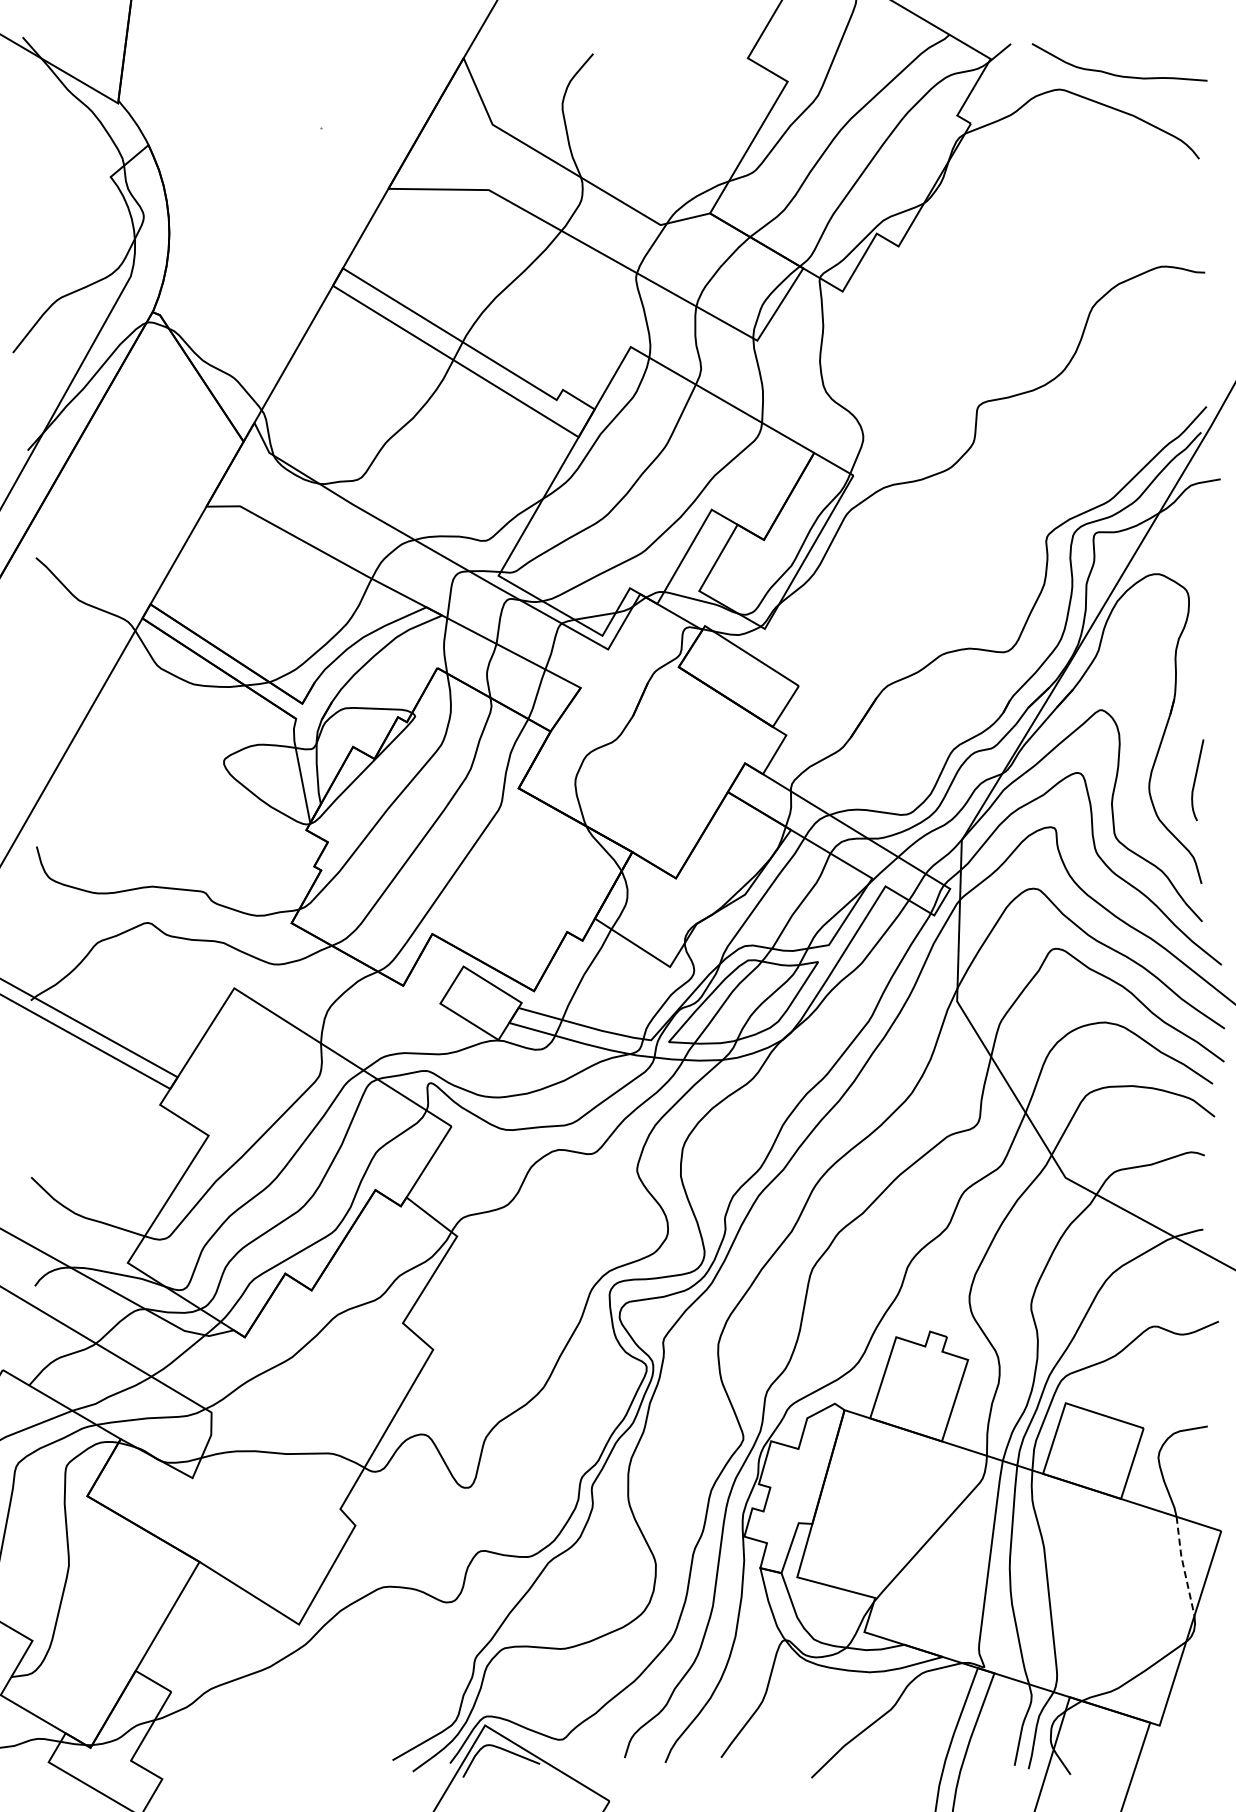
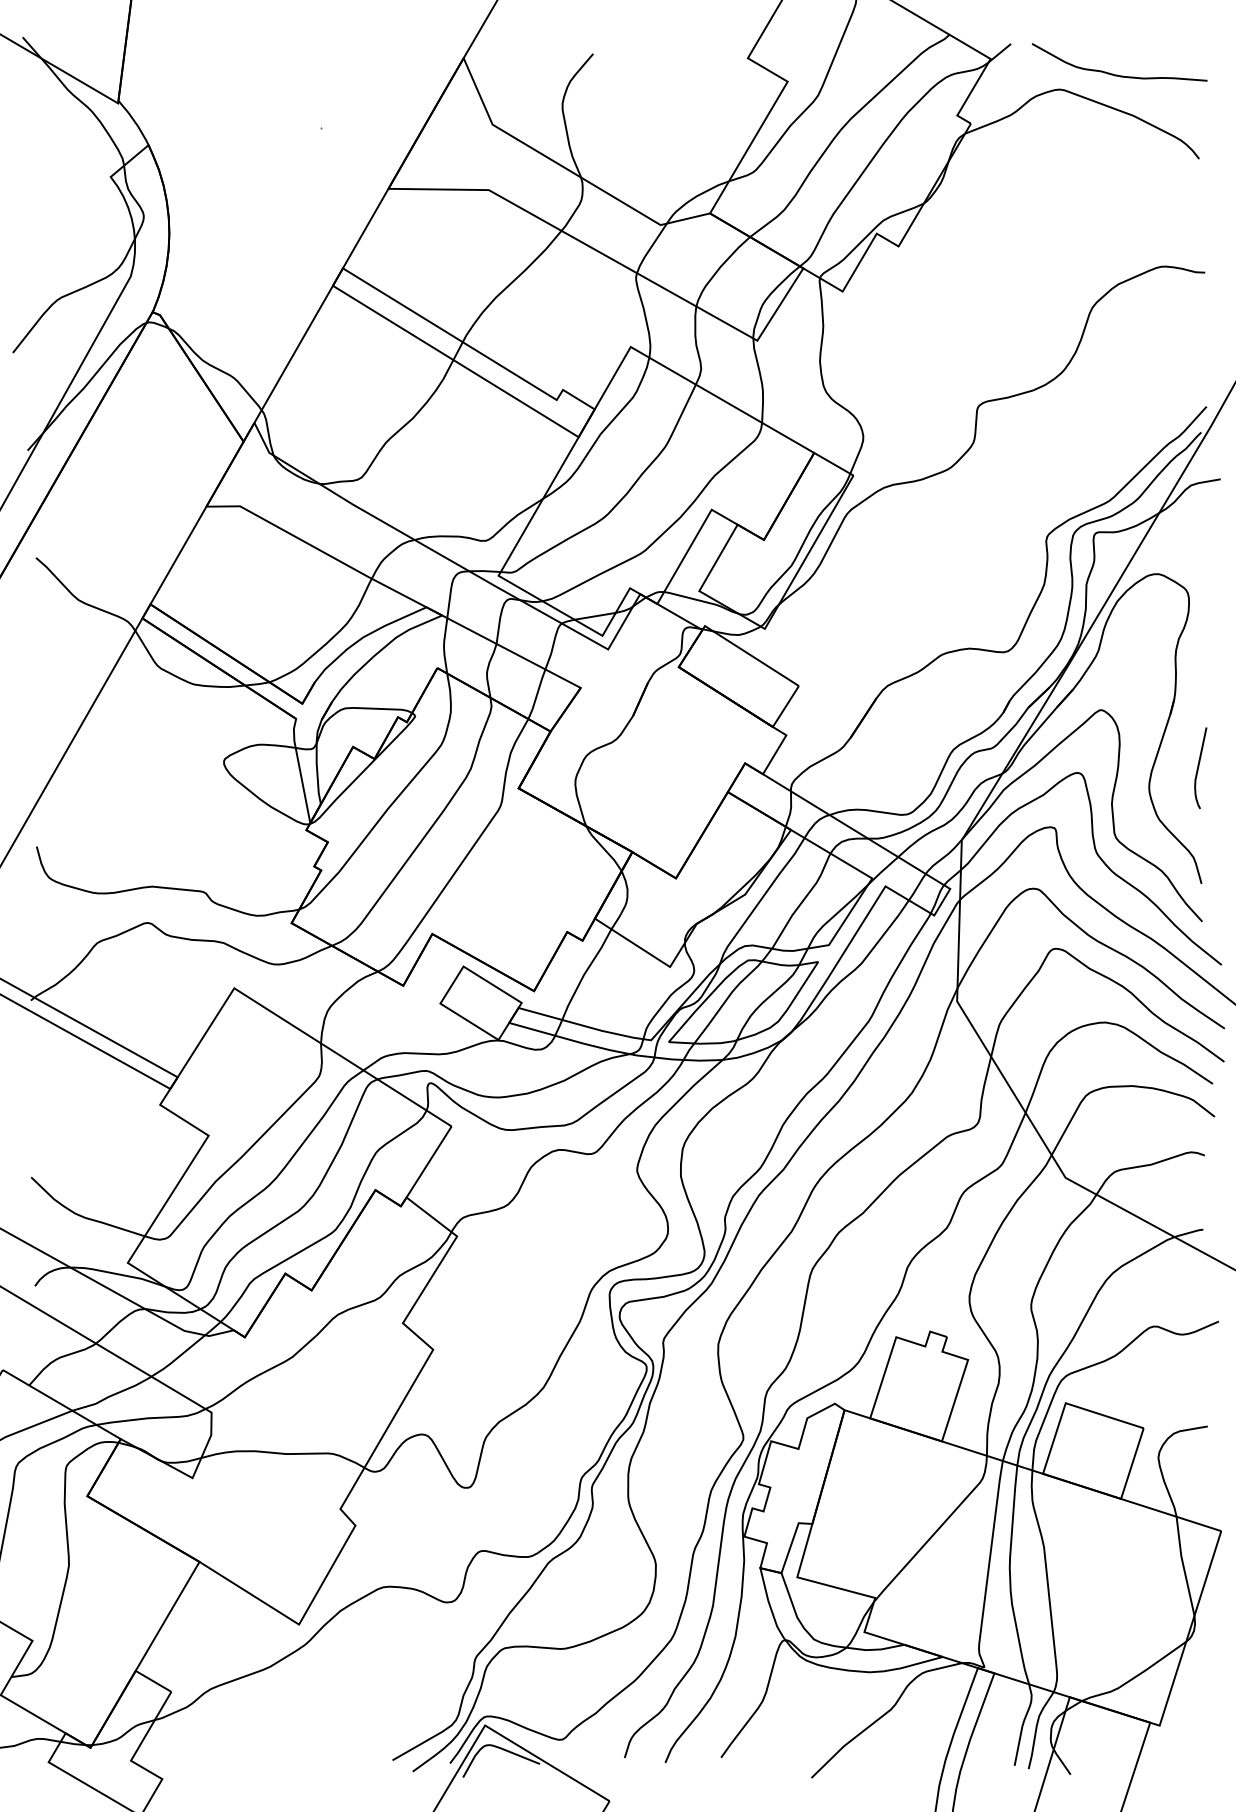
curve position: (1195, 780) -> (1198, 768) (1198, 768)
line: dashed -> solid (1183, 1566)
